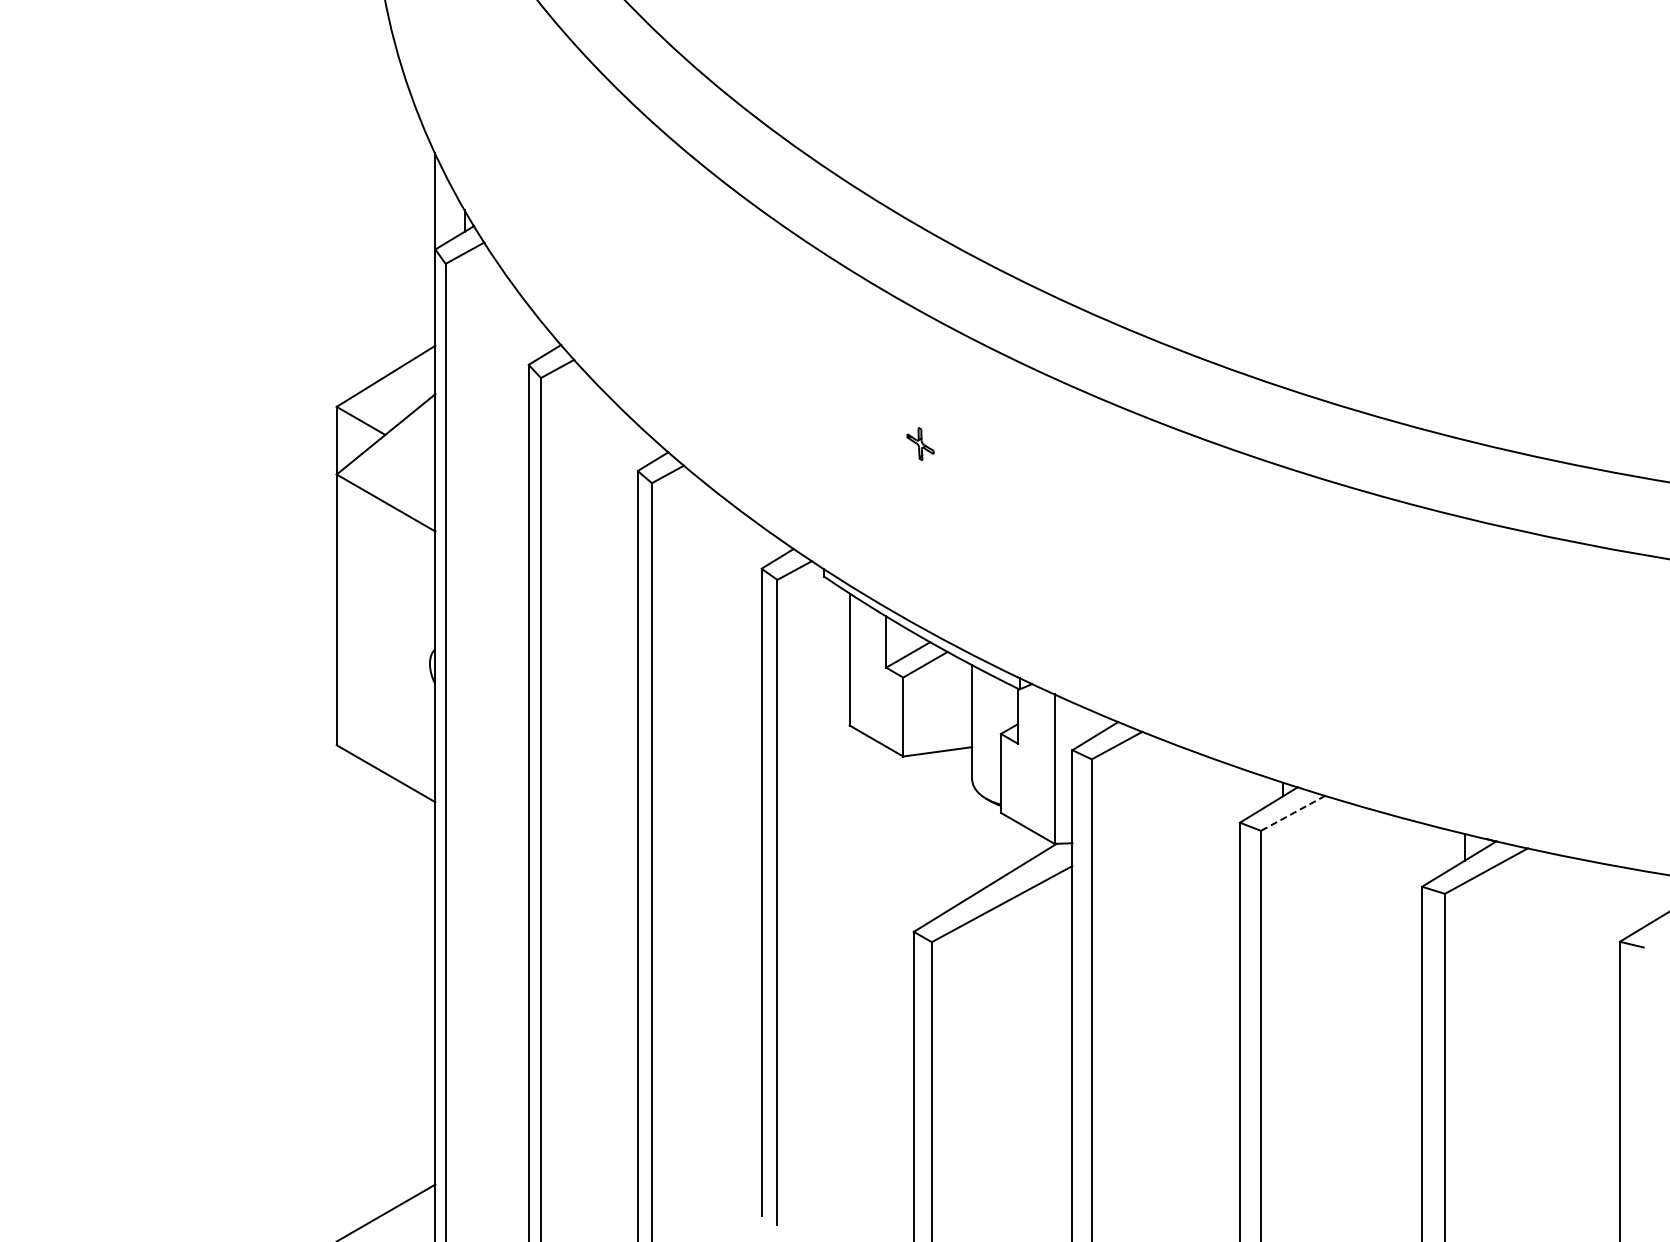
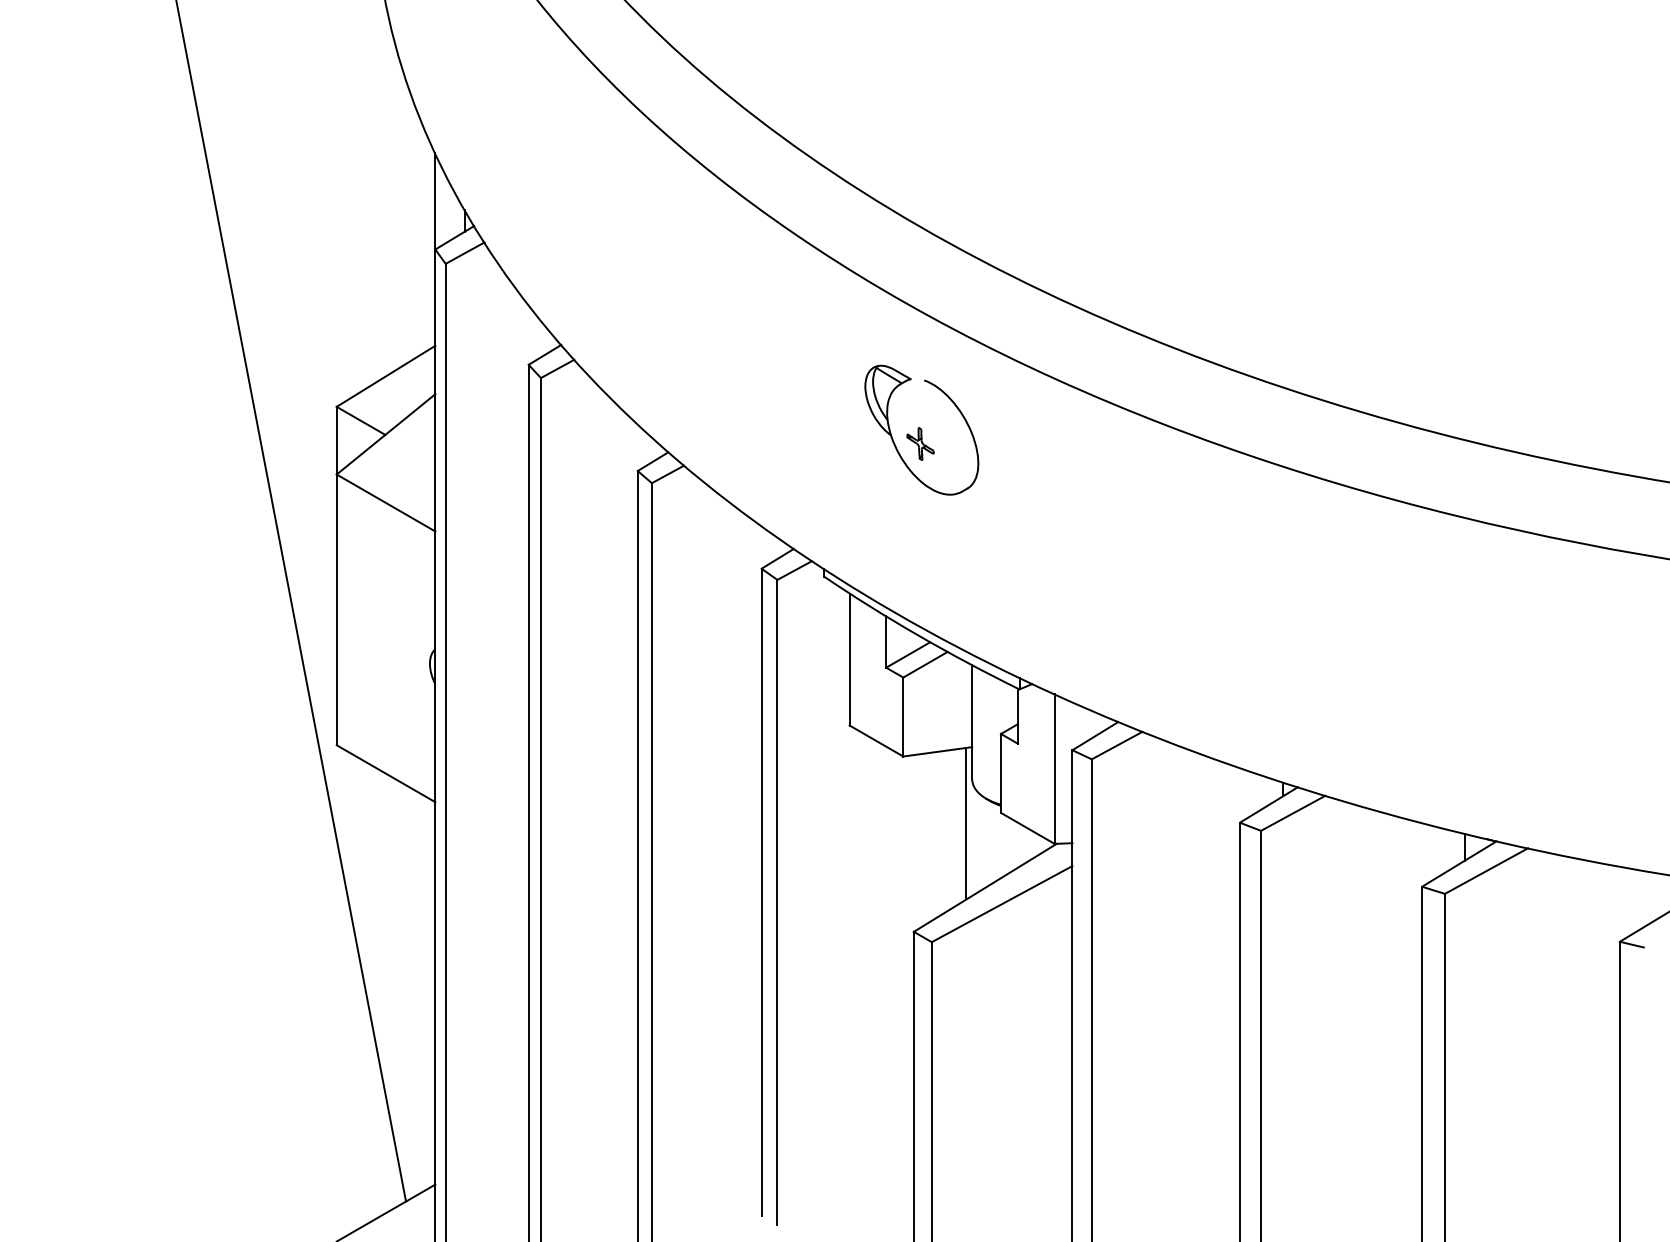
part: none -> present (893, 438)
line: none -> present (291, 601)
line: dashed -> solid (1293, 813)
line: none -> present (966, 823)
